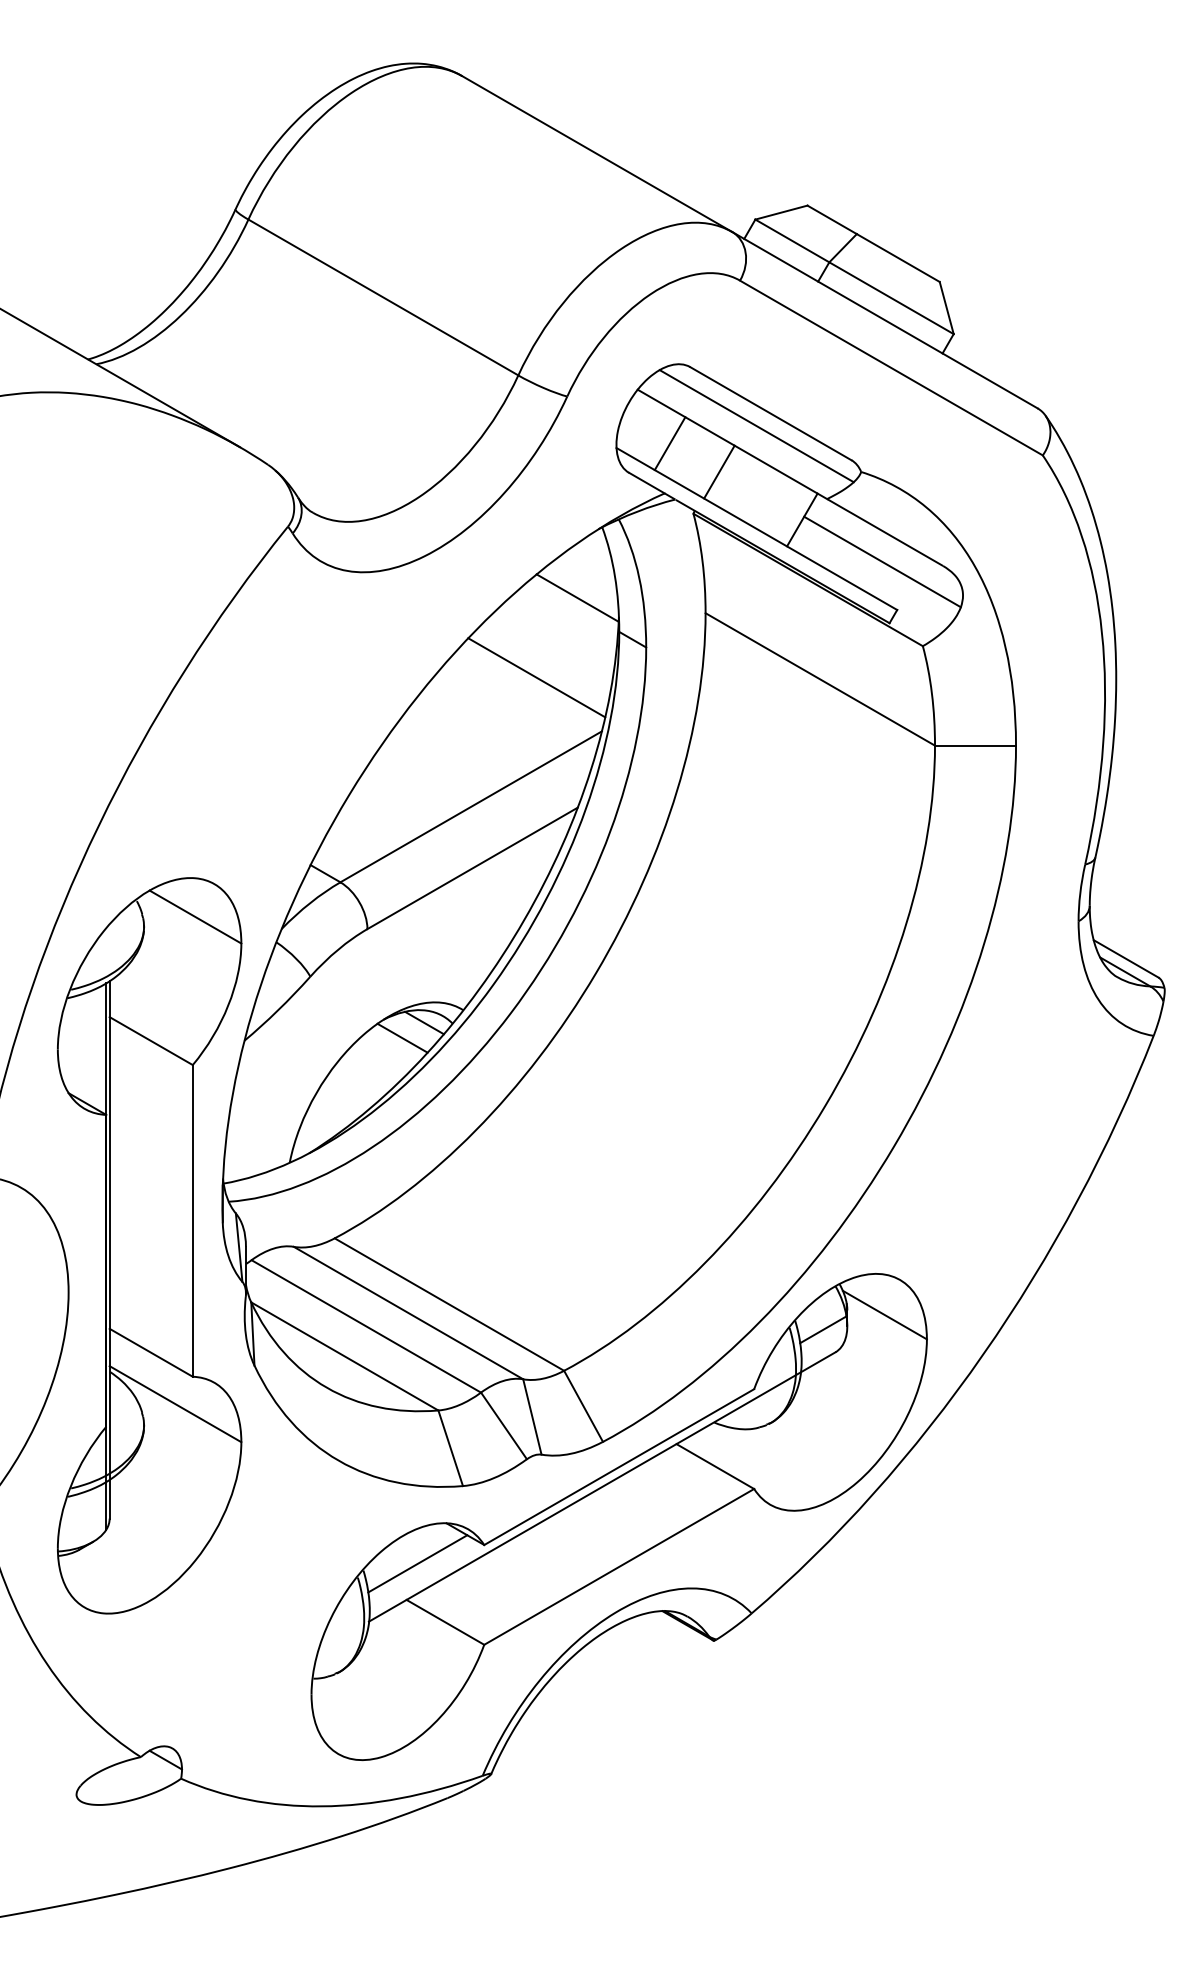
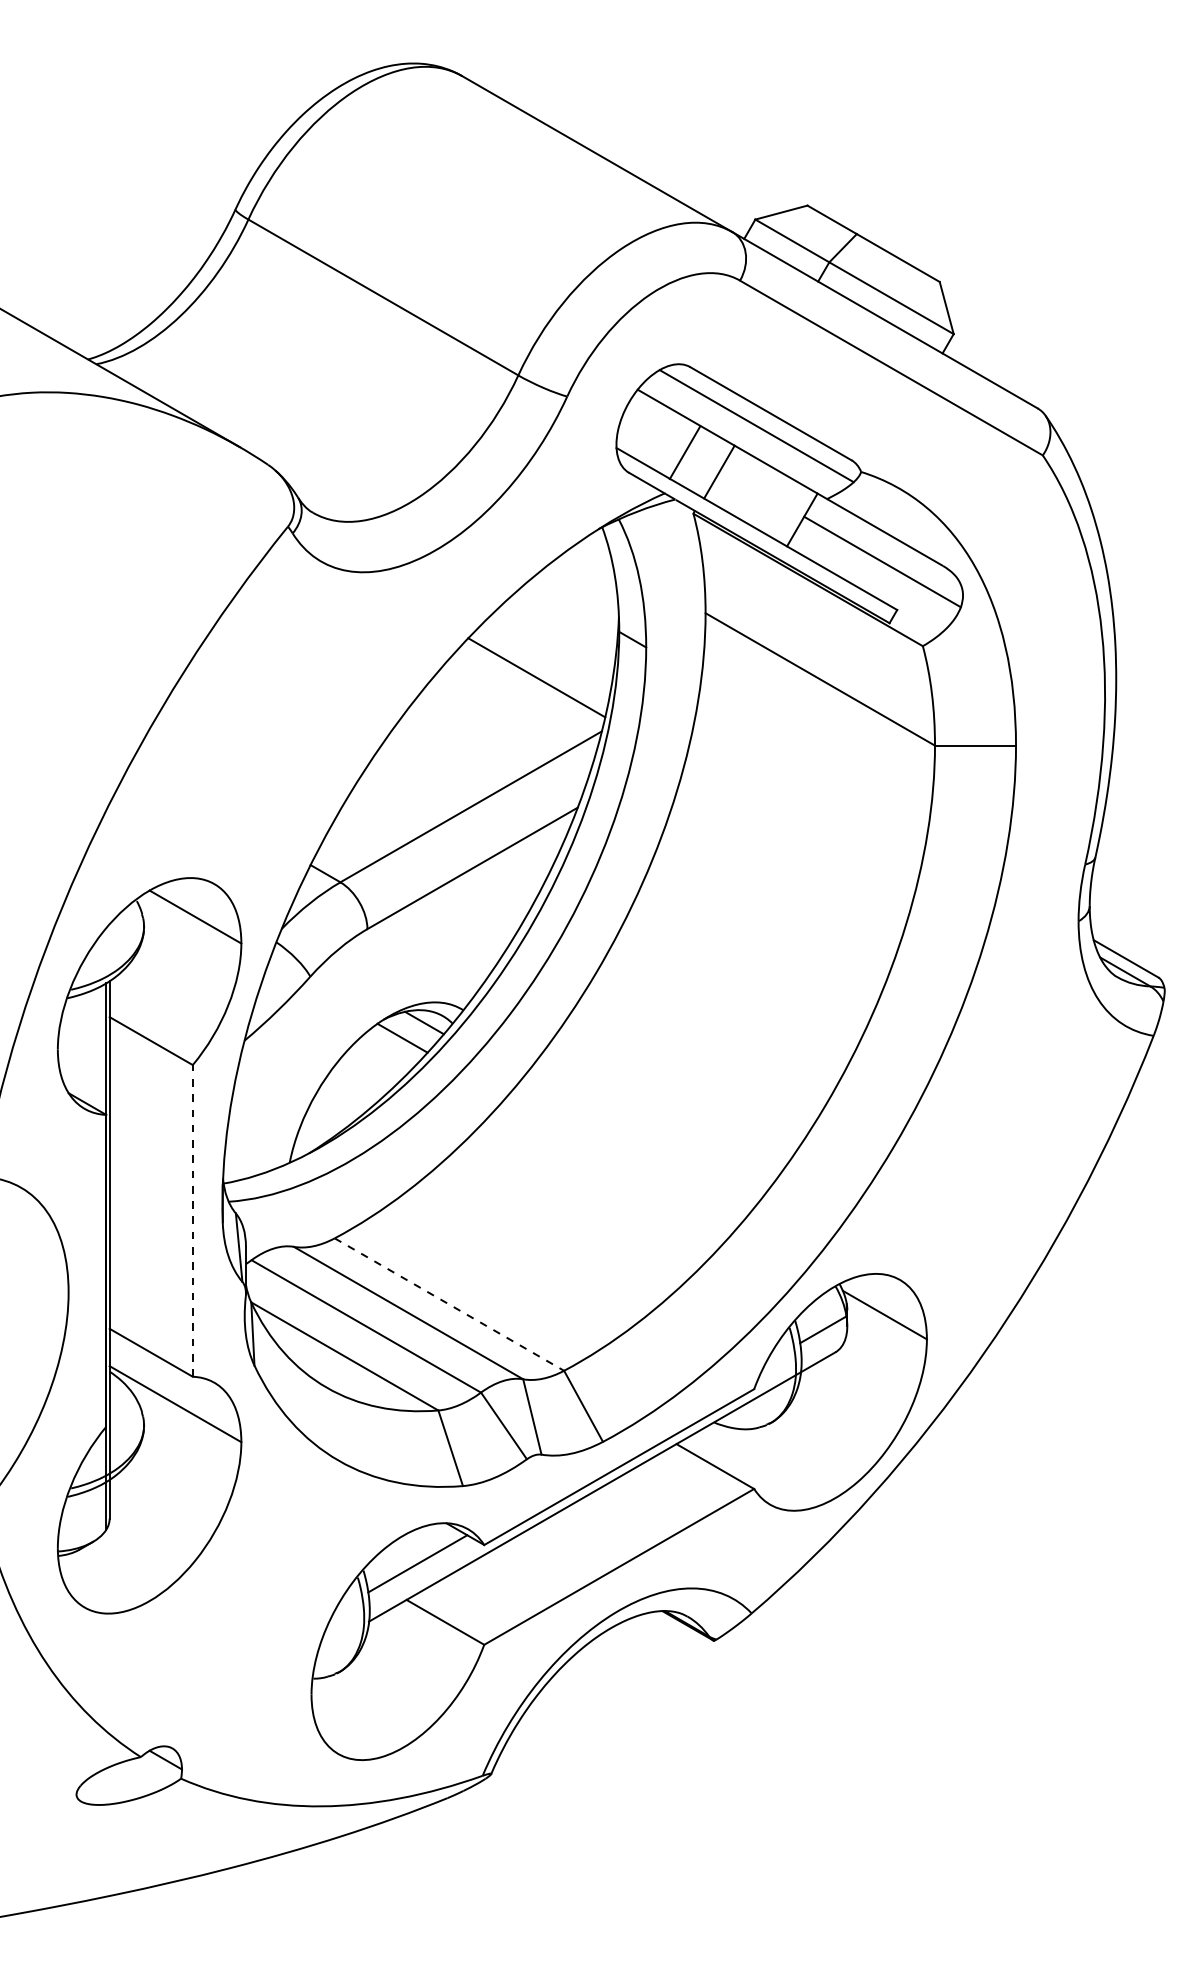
line position: (669, 443) -> (684, 452) (684, 452)
line: present -> none (577, 597)
line: solid -> dashed (192, 1220)
line: solid -> dashed (449, 1304)
